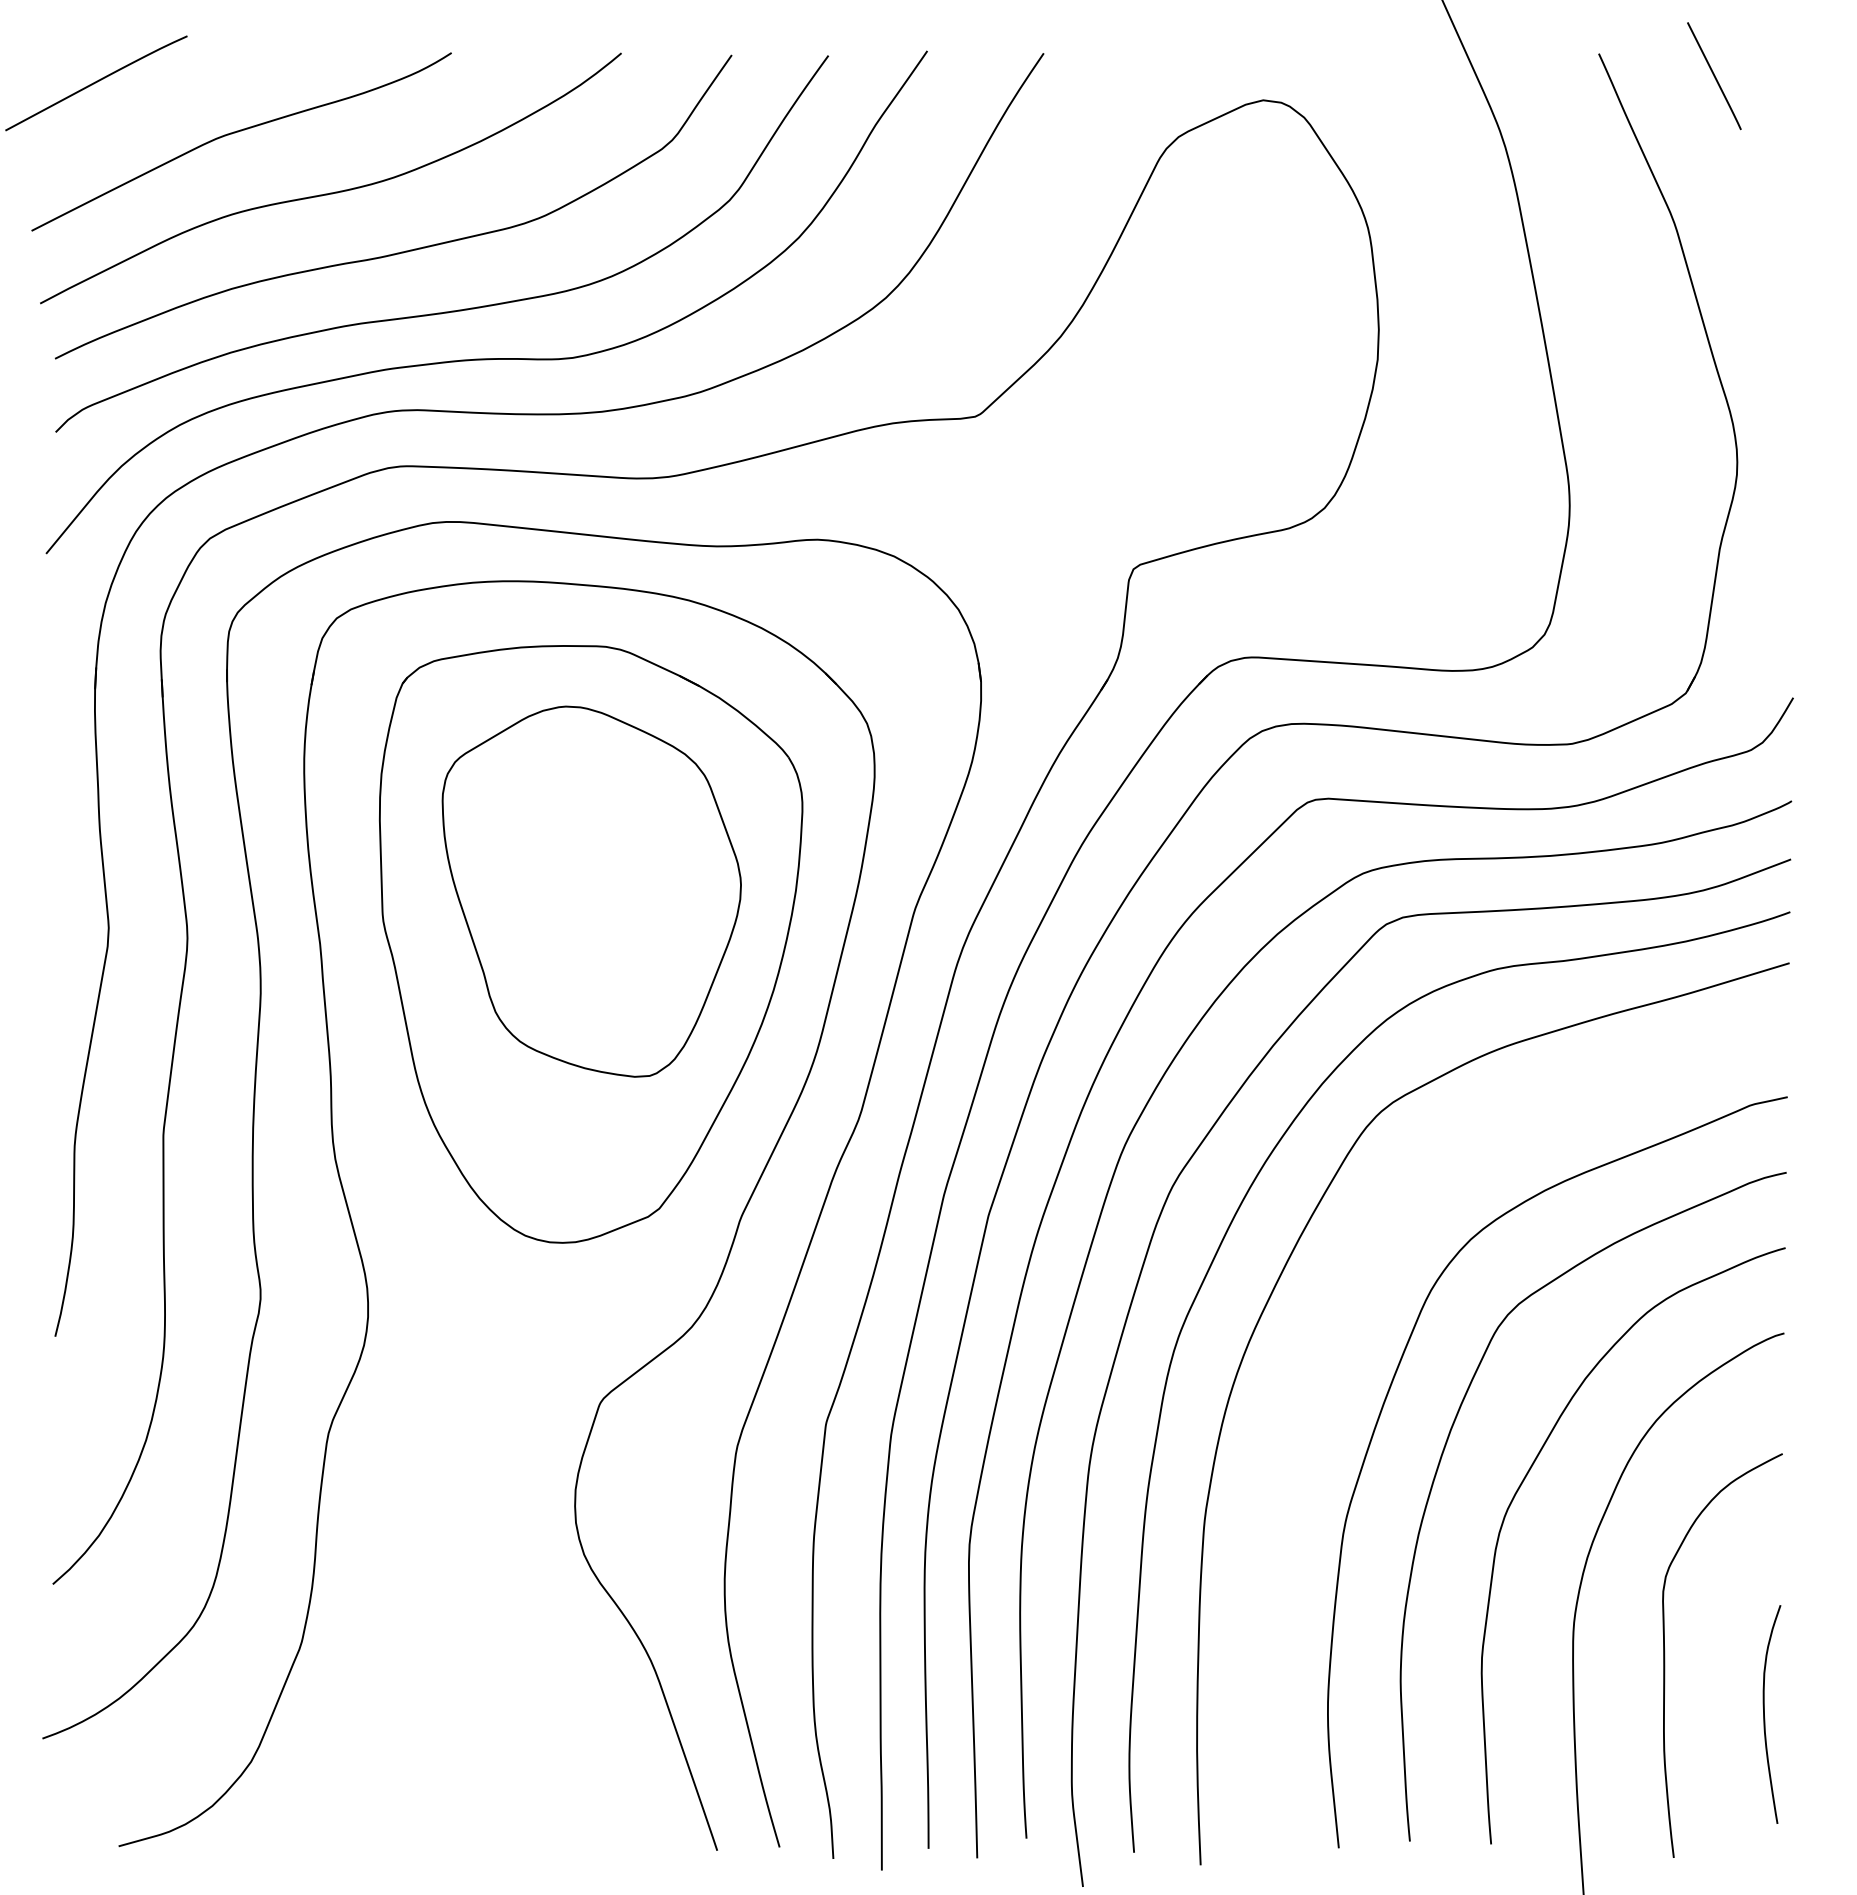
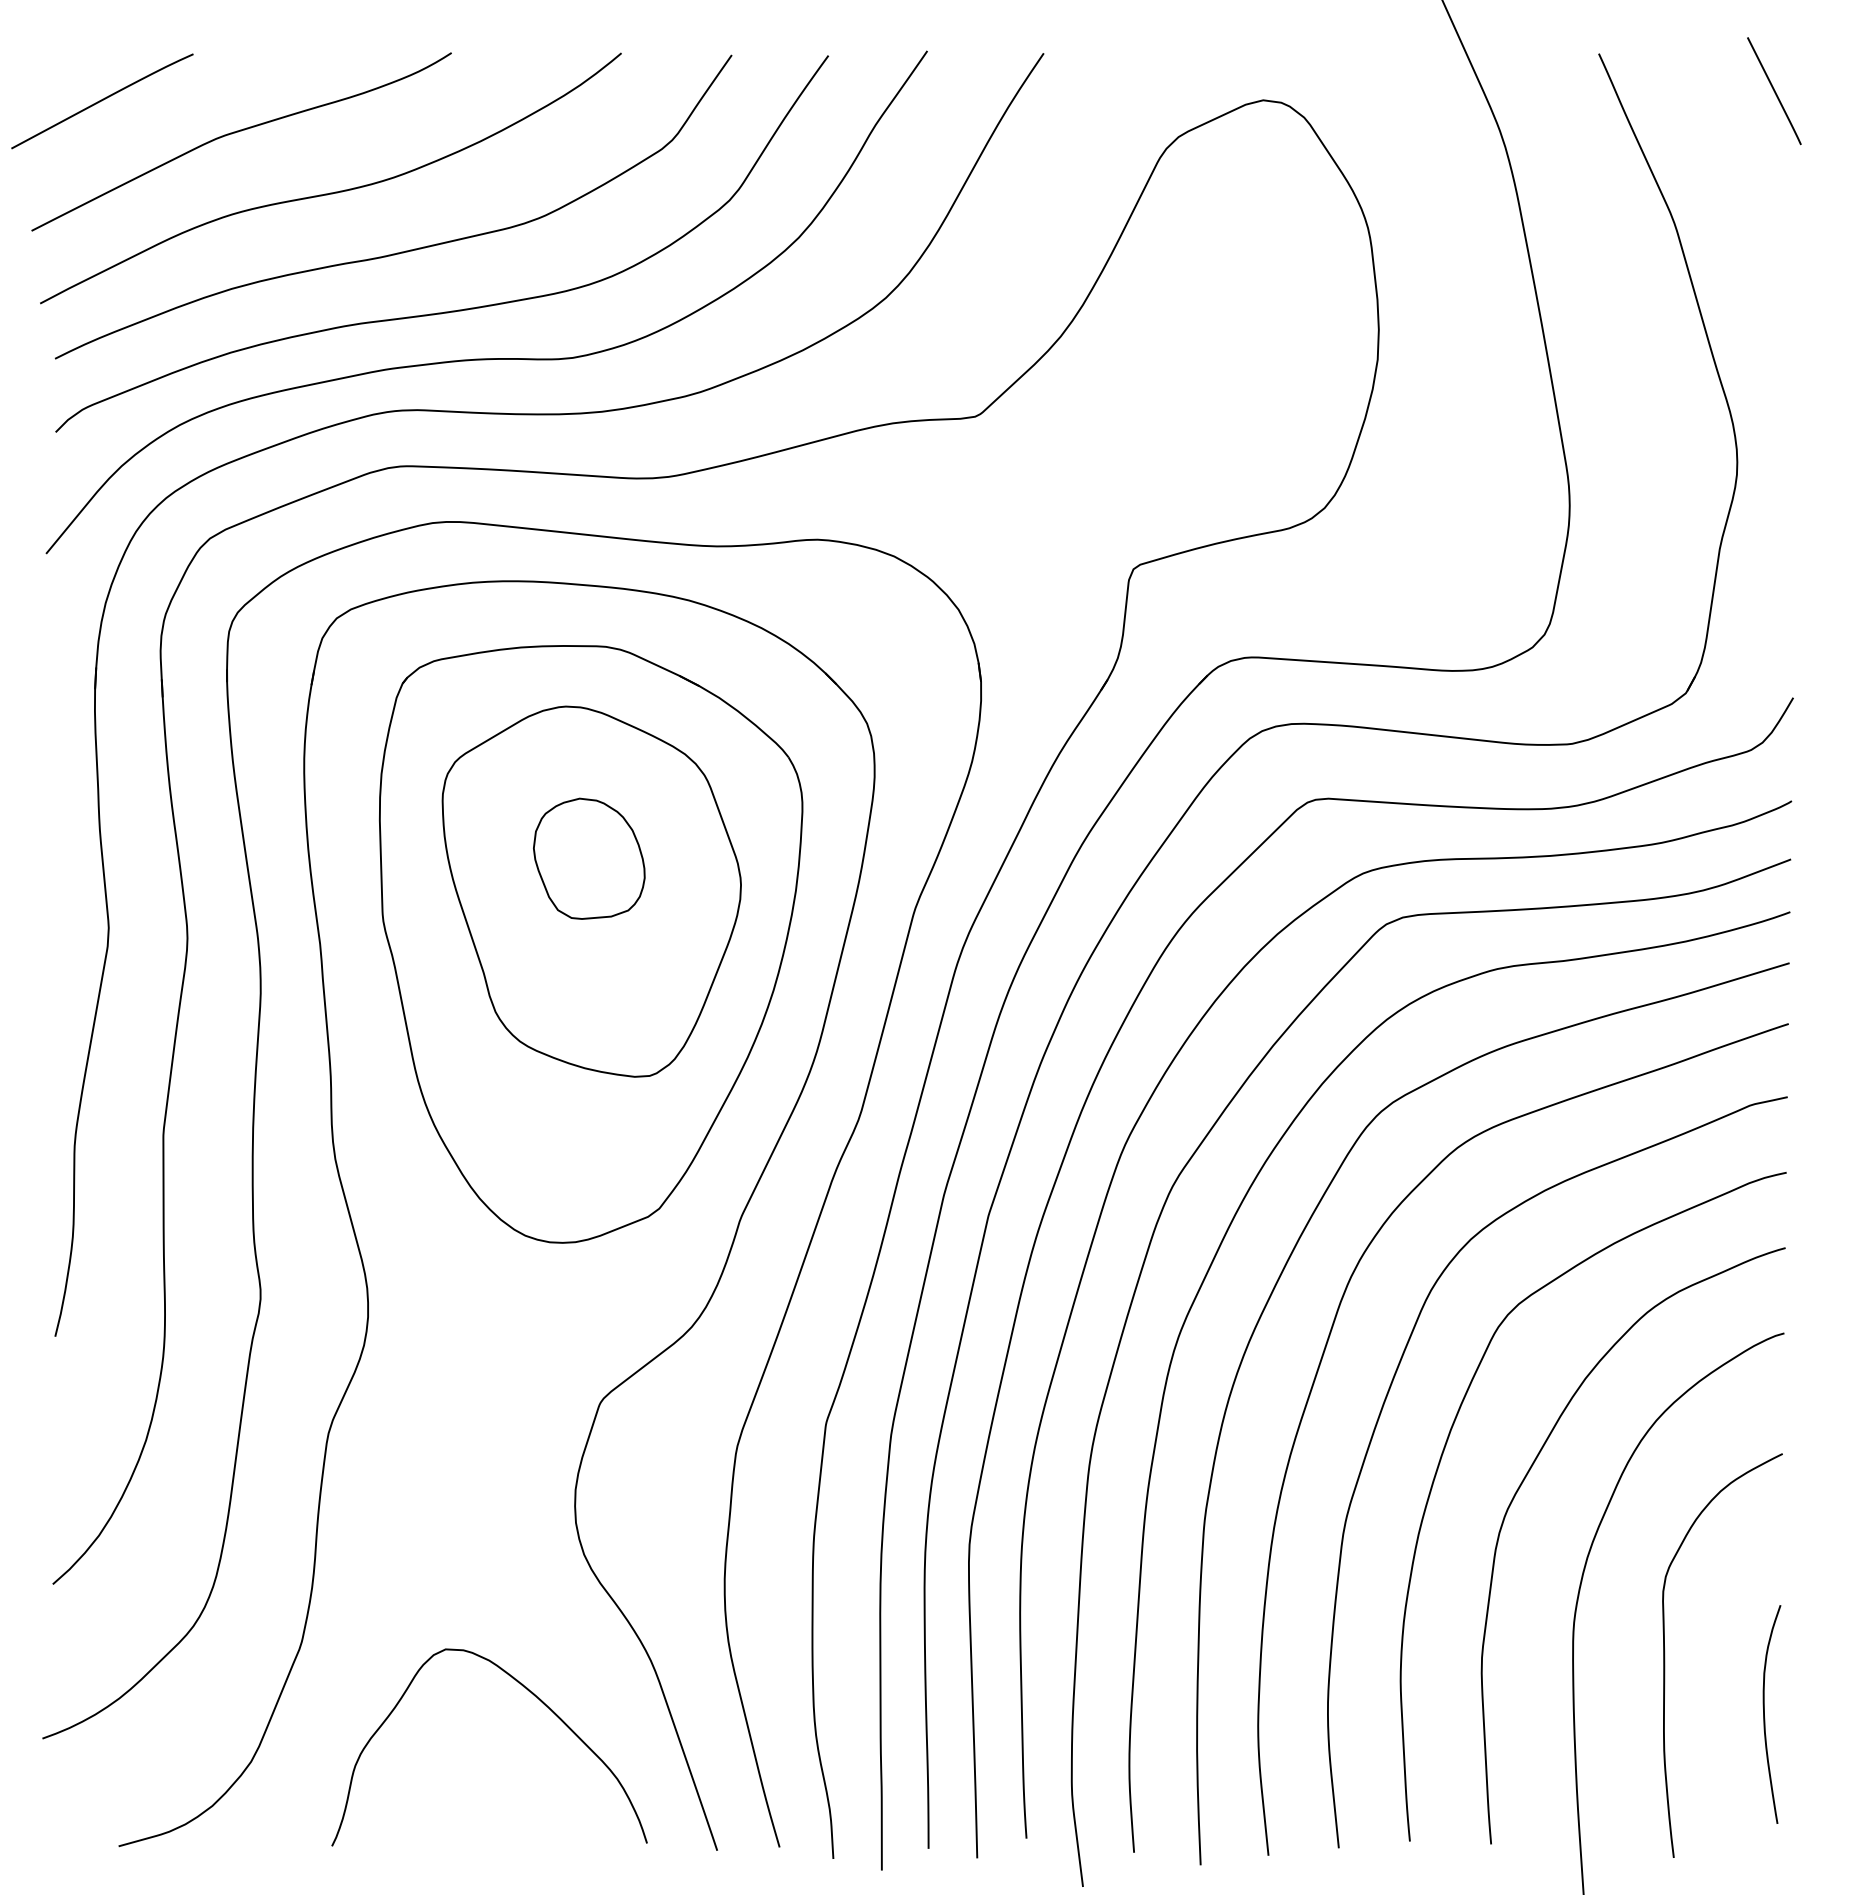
line position: (1714, 76) -> (1774, 91) (1774, 91)
curve position: (96, 82) -> (102, 100) (102, 100)
part: none -> present (589, 858)
curve: none -> present (1318, 1371)
curve: none -> present (534, 1696)
